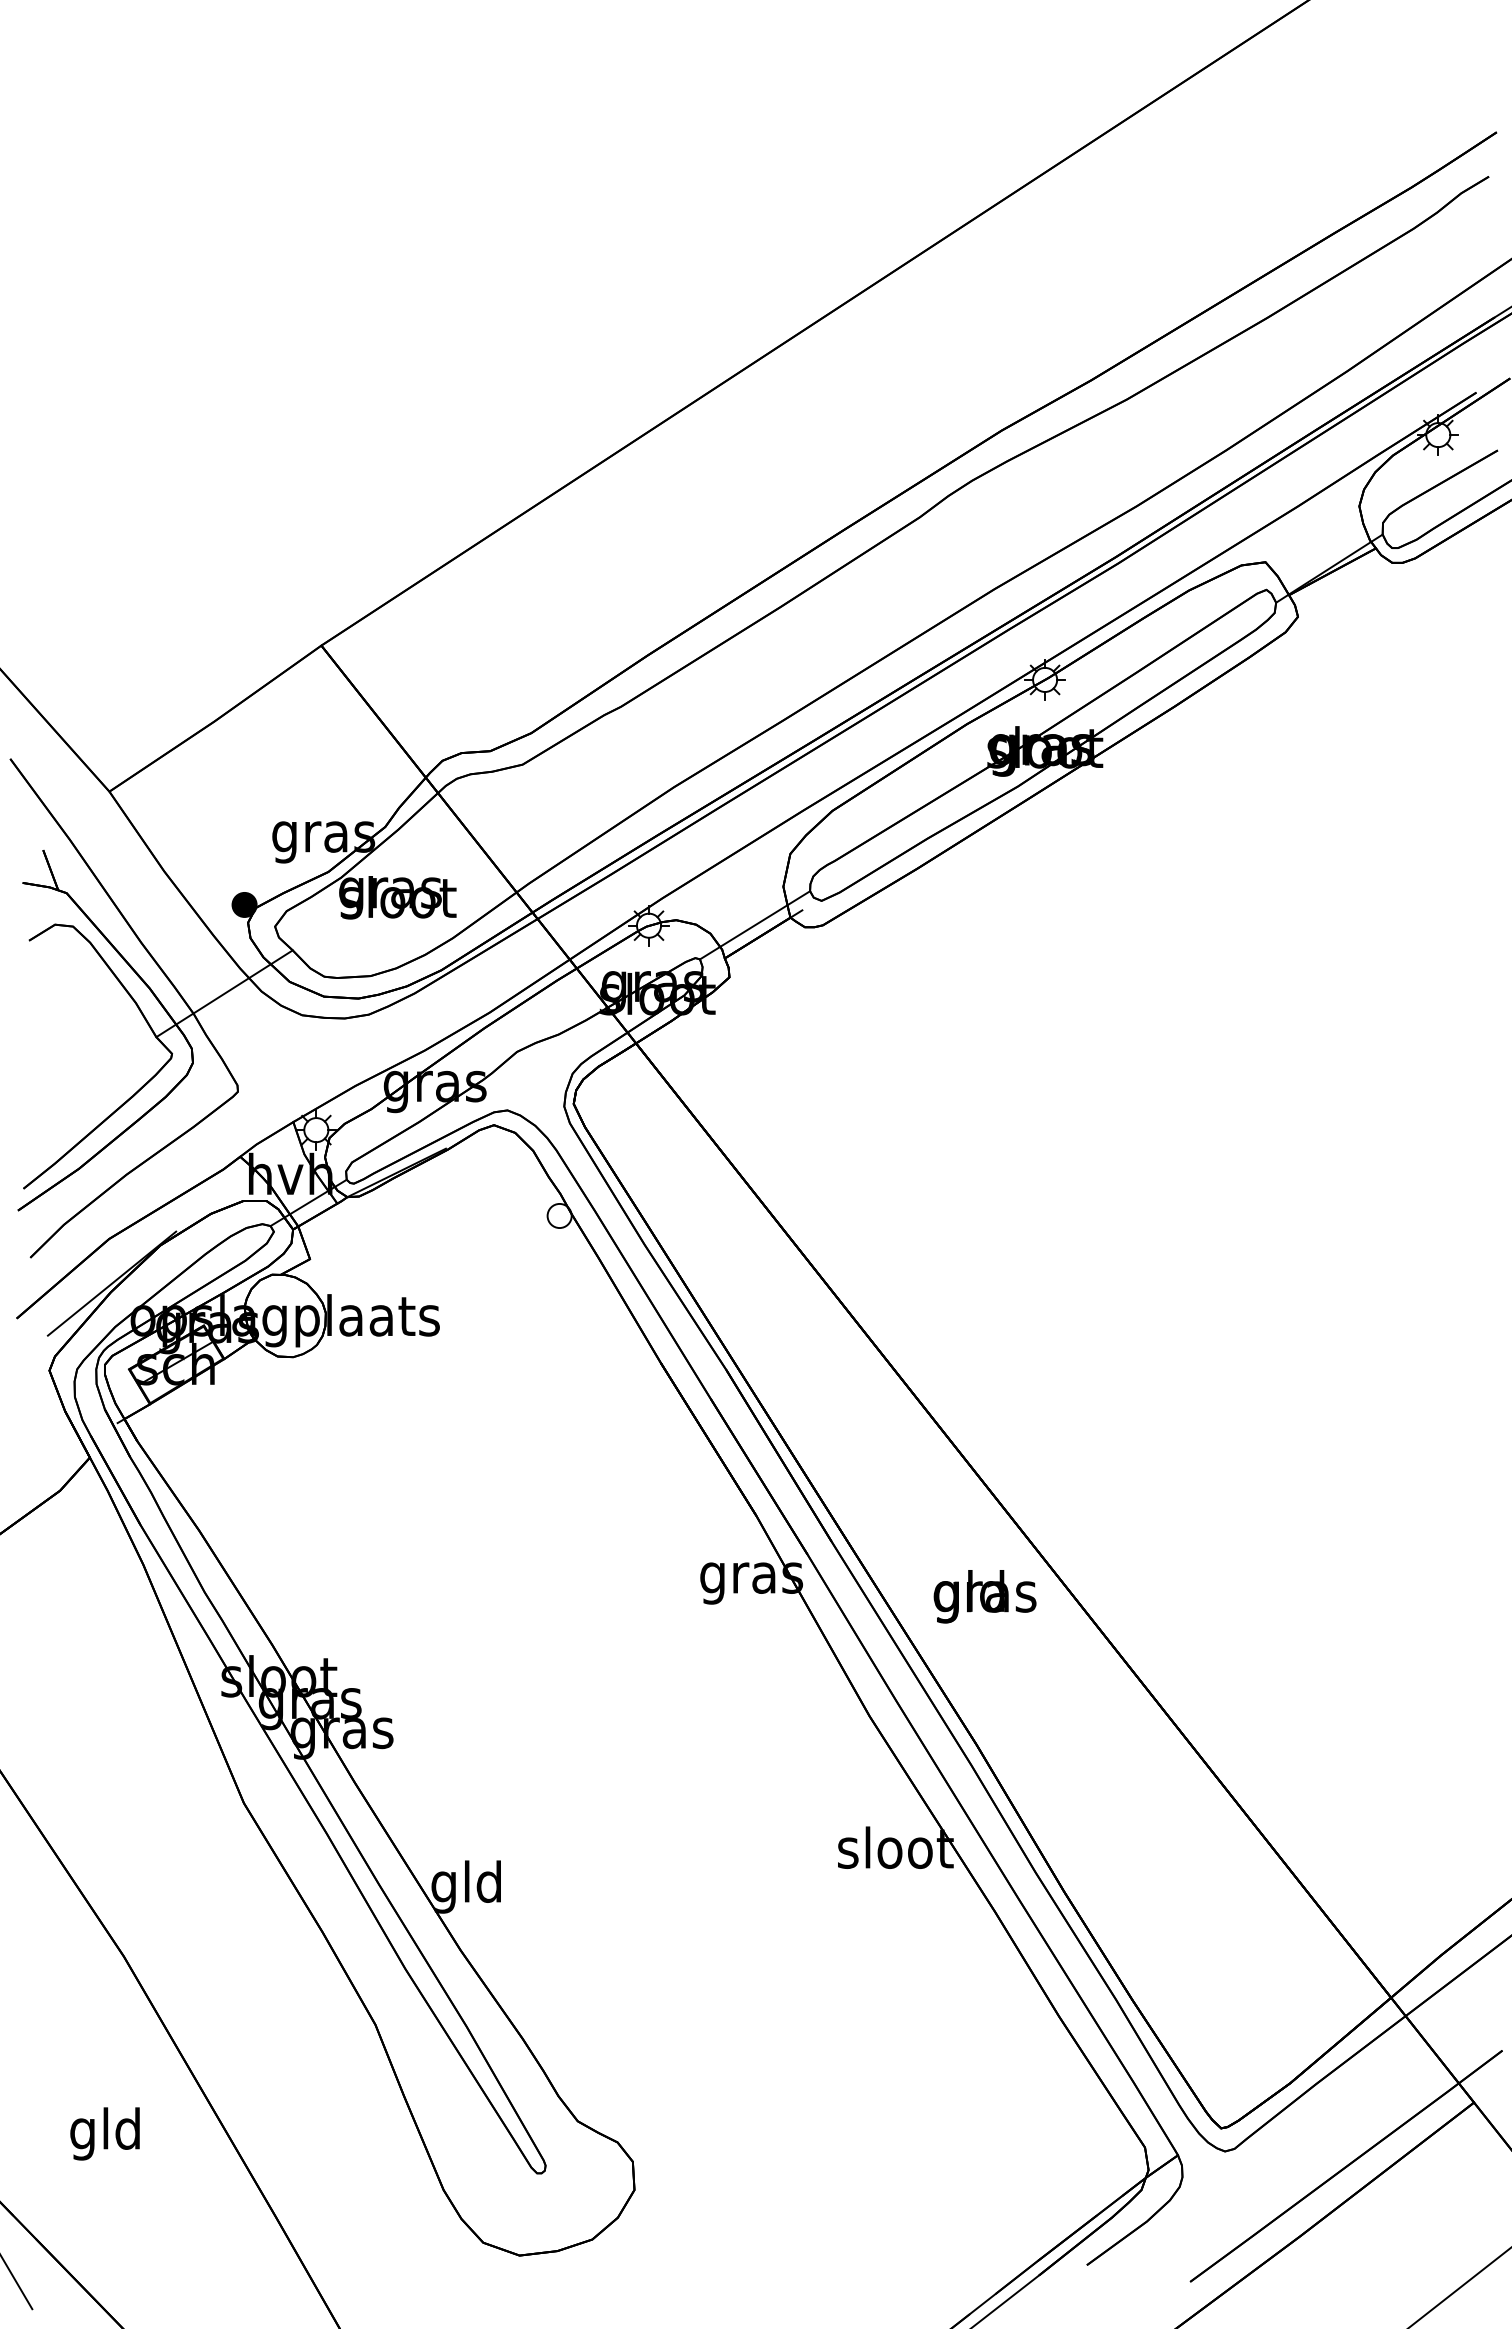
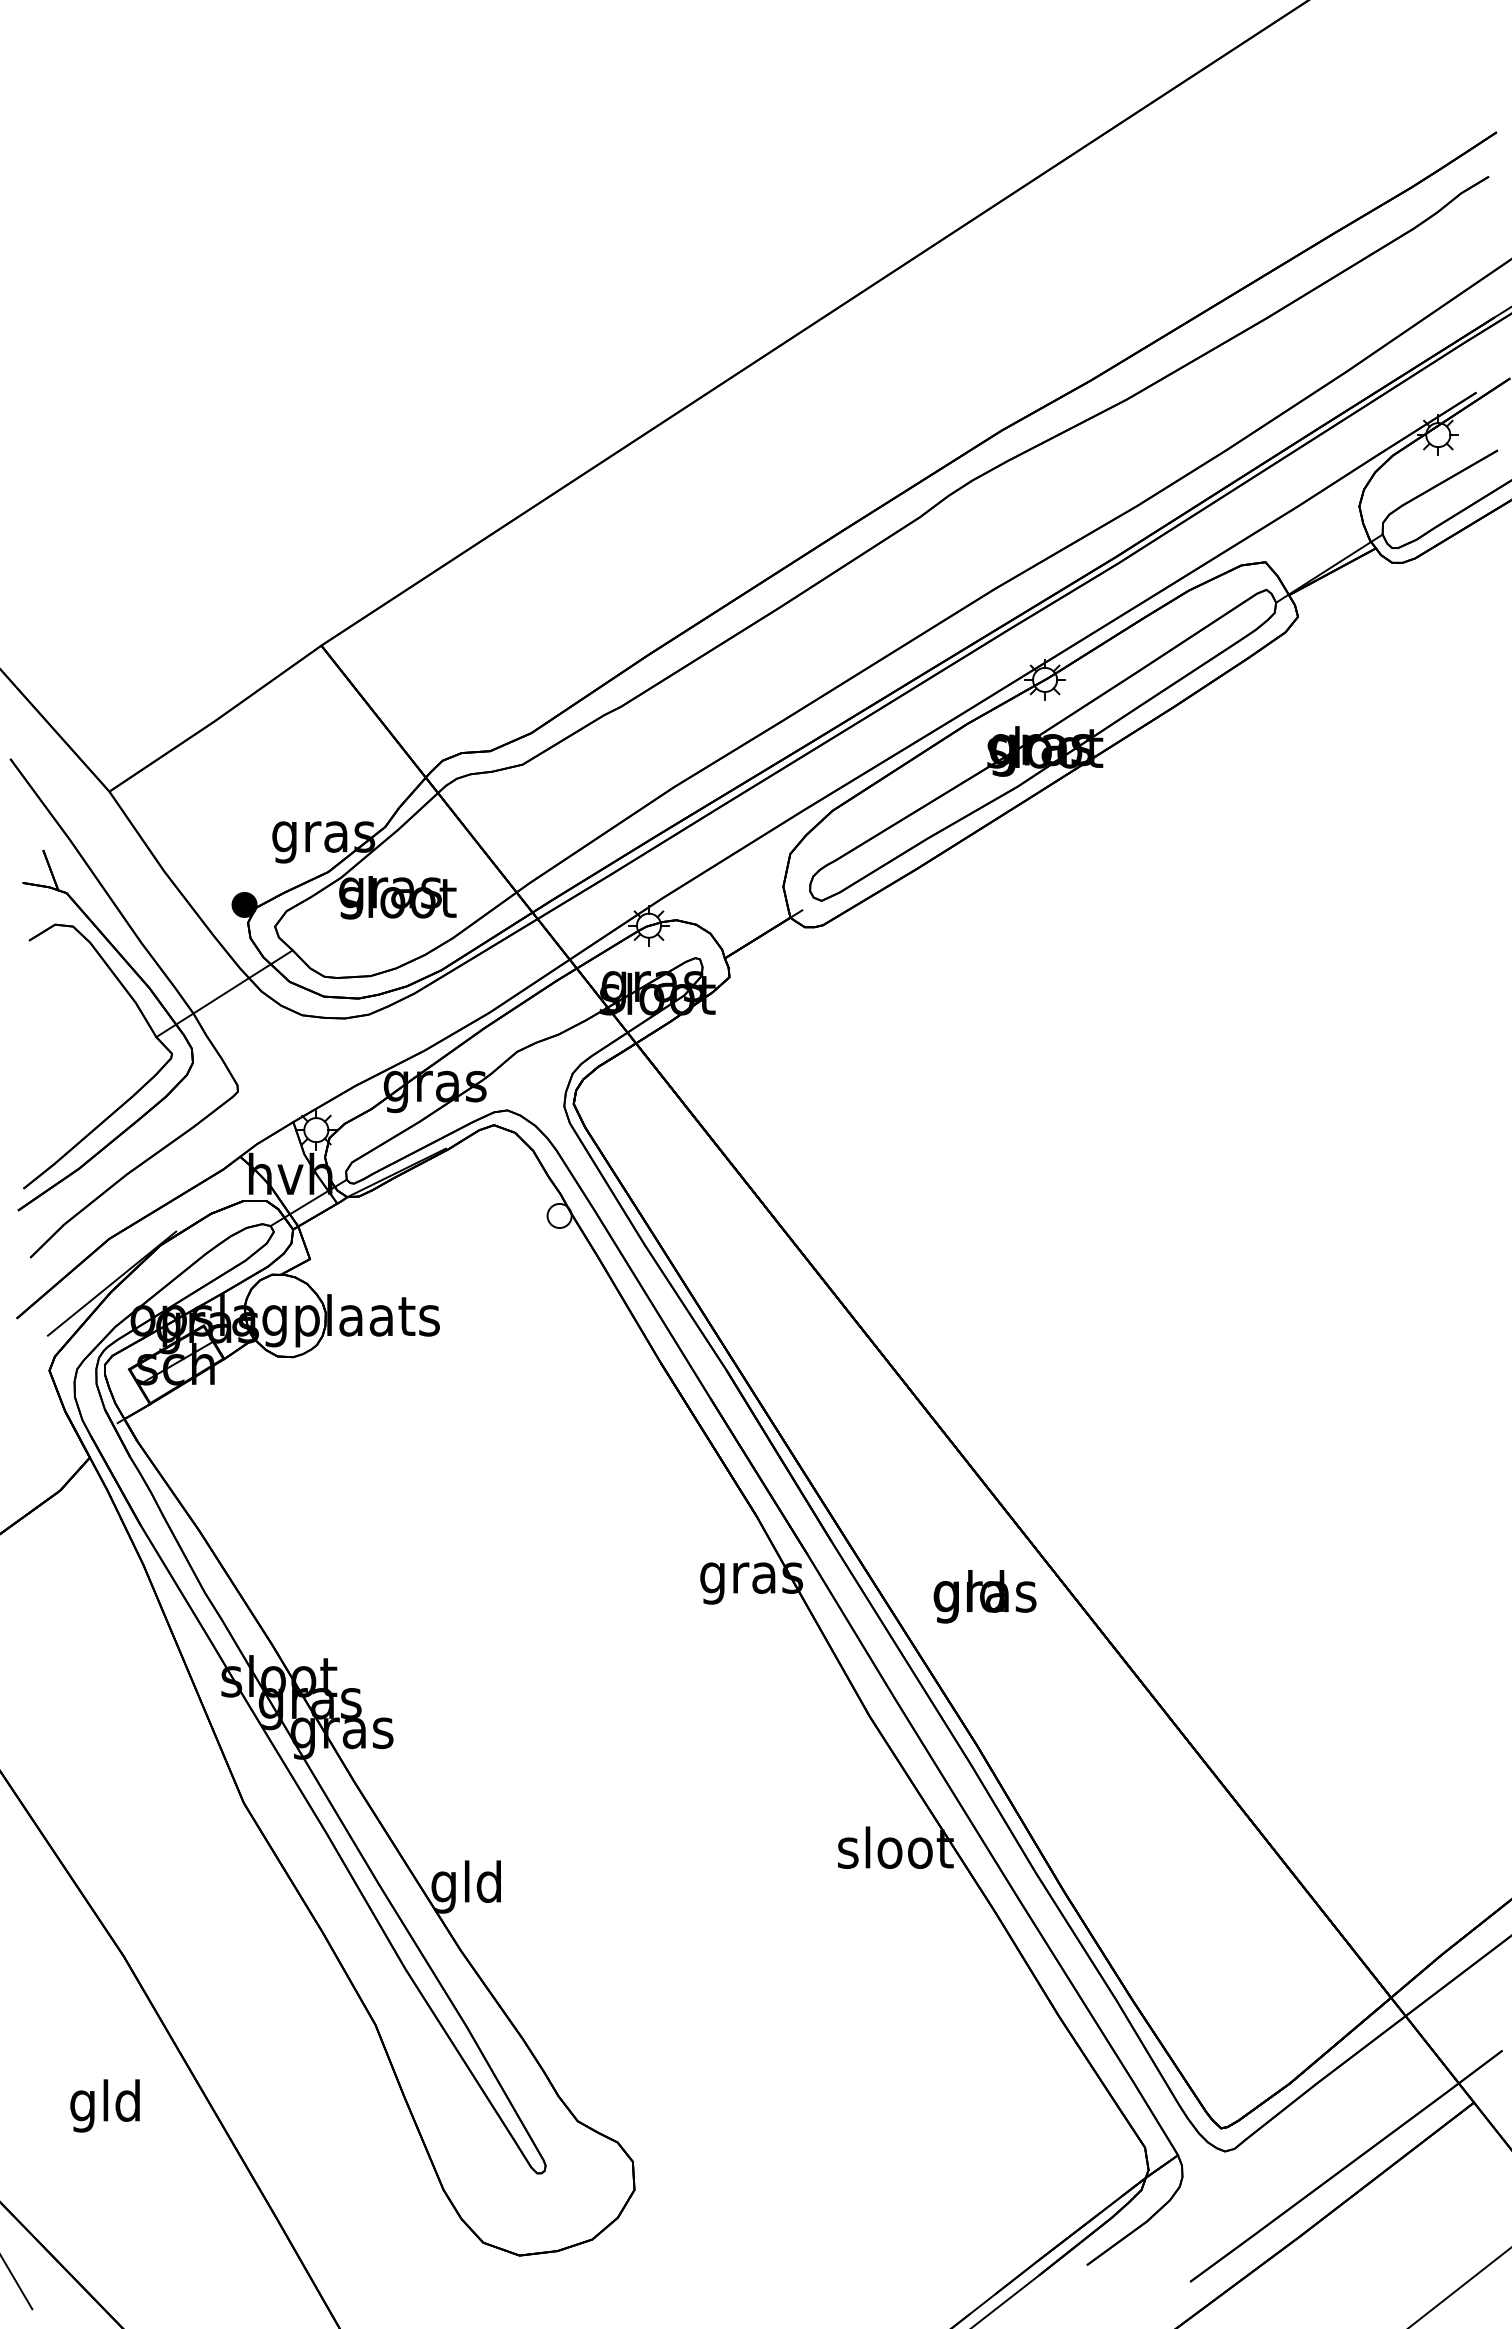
line: present -> none (755, 925)
text position: (104, 2133) -> (104, 2105) (104, 2105)
